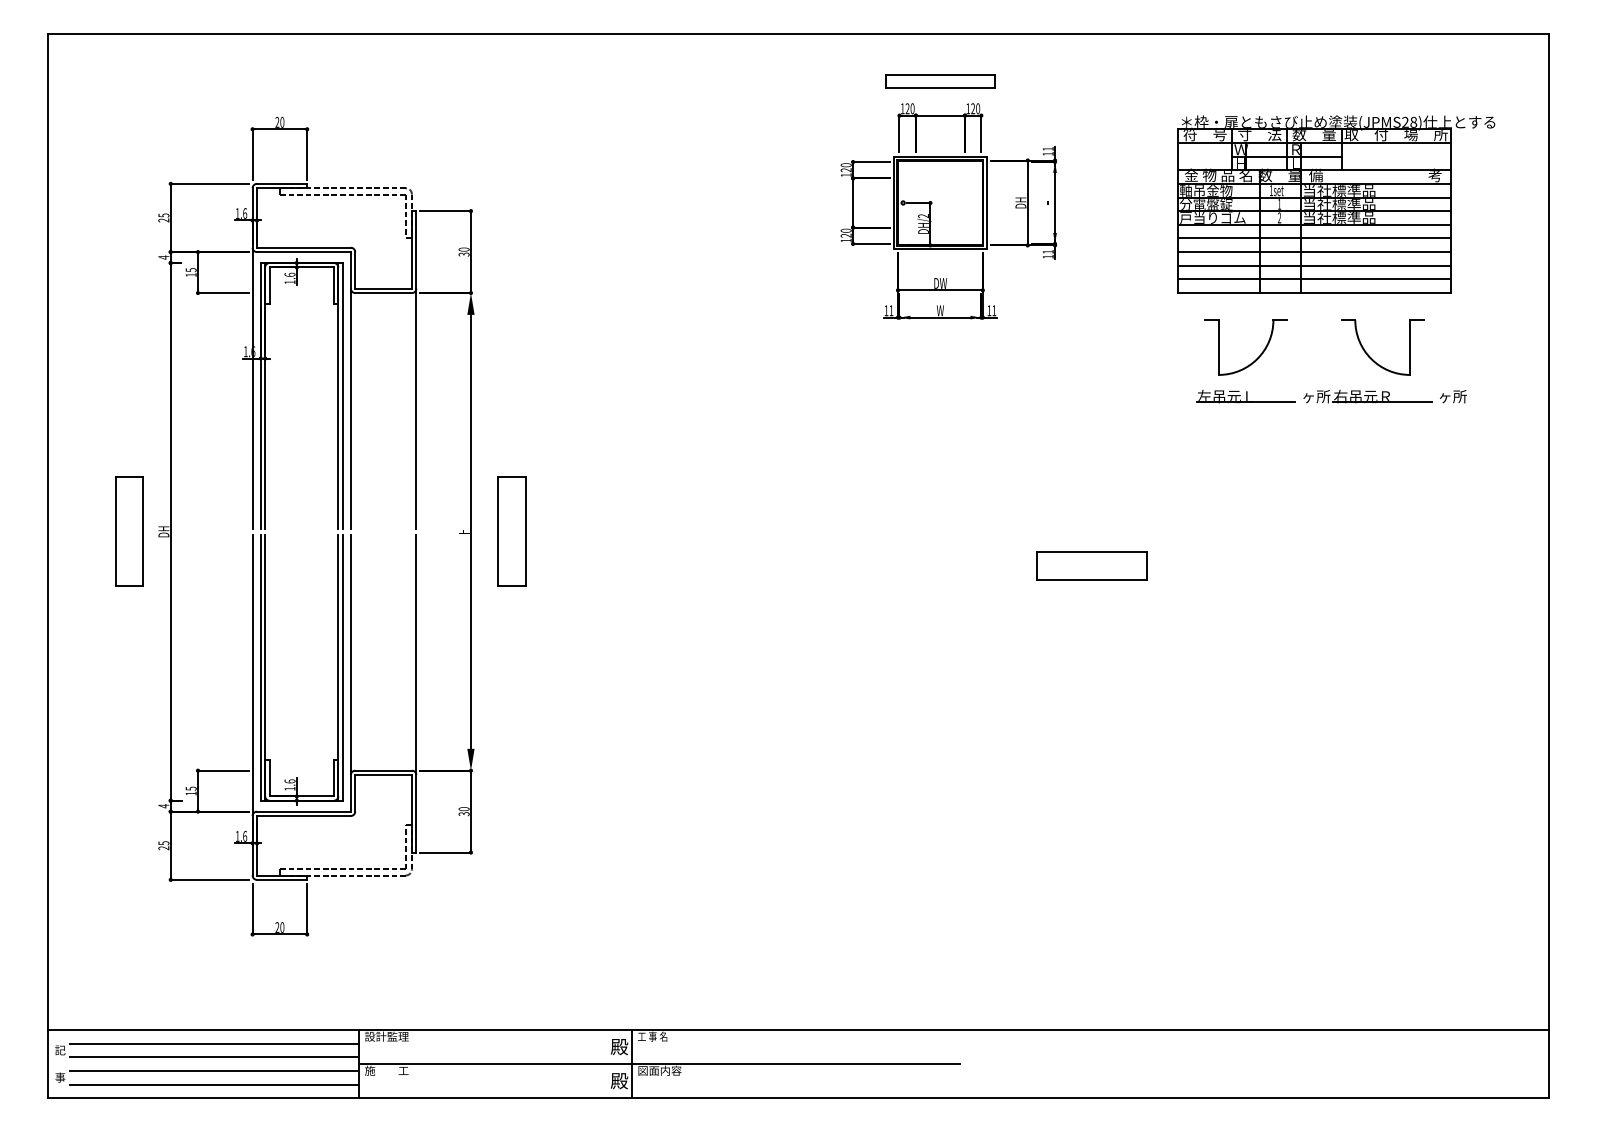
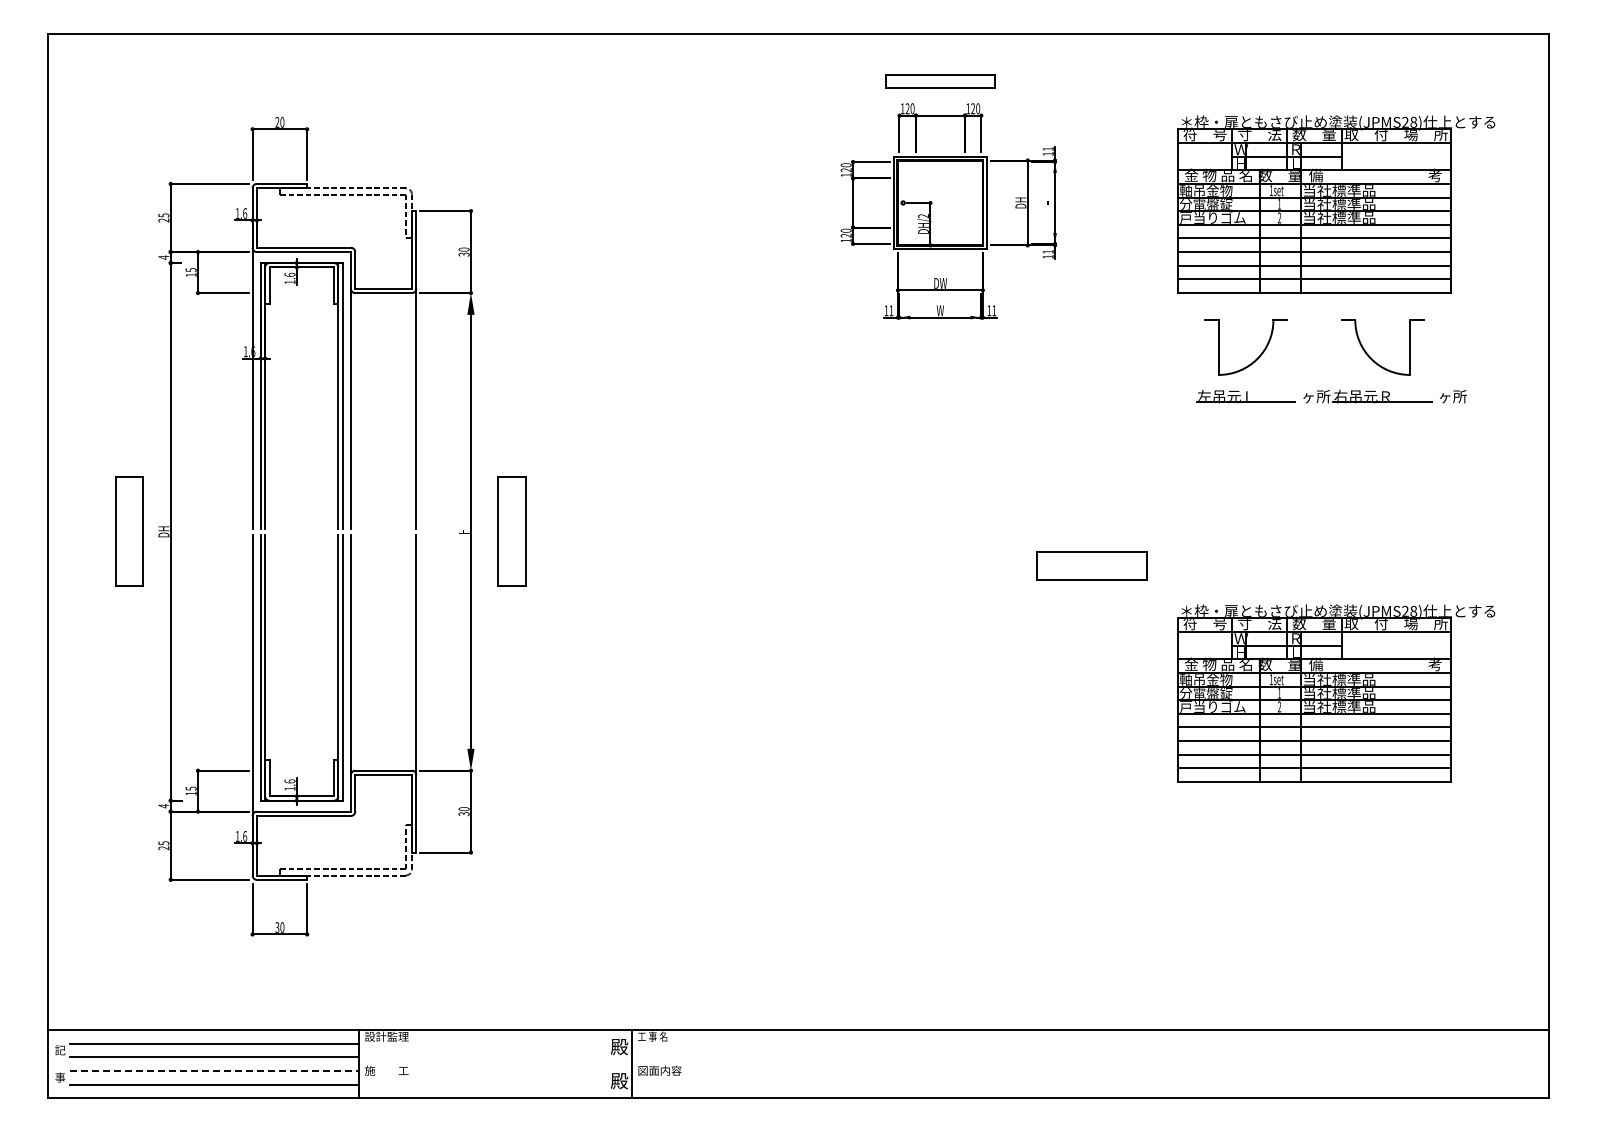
part: none -> present (1336, 693)
text: 20 -> 30 (277, 927)
line: present -> none (659, 1064)
line: solid -> dashed (214, 1070)
